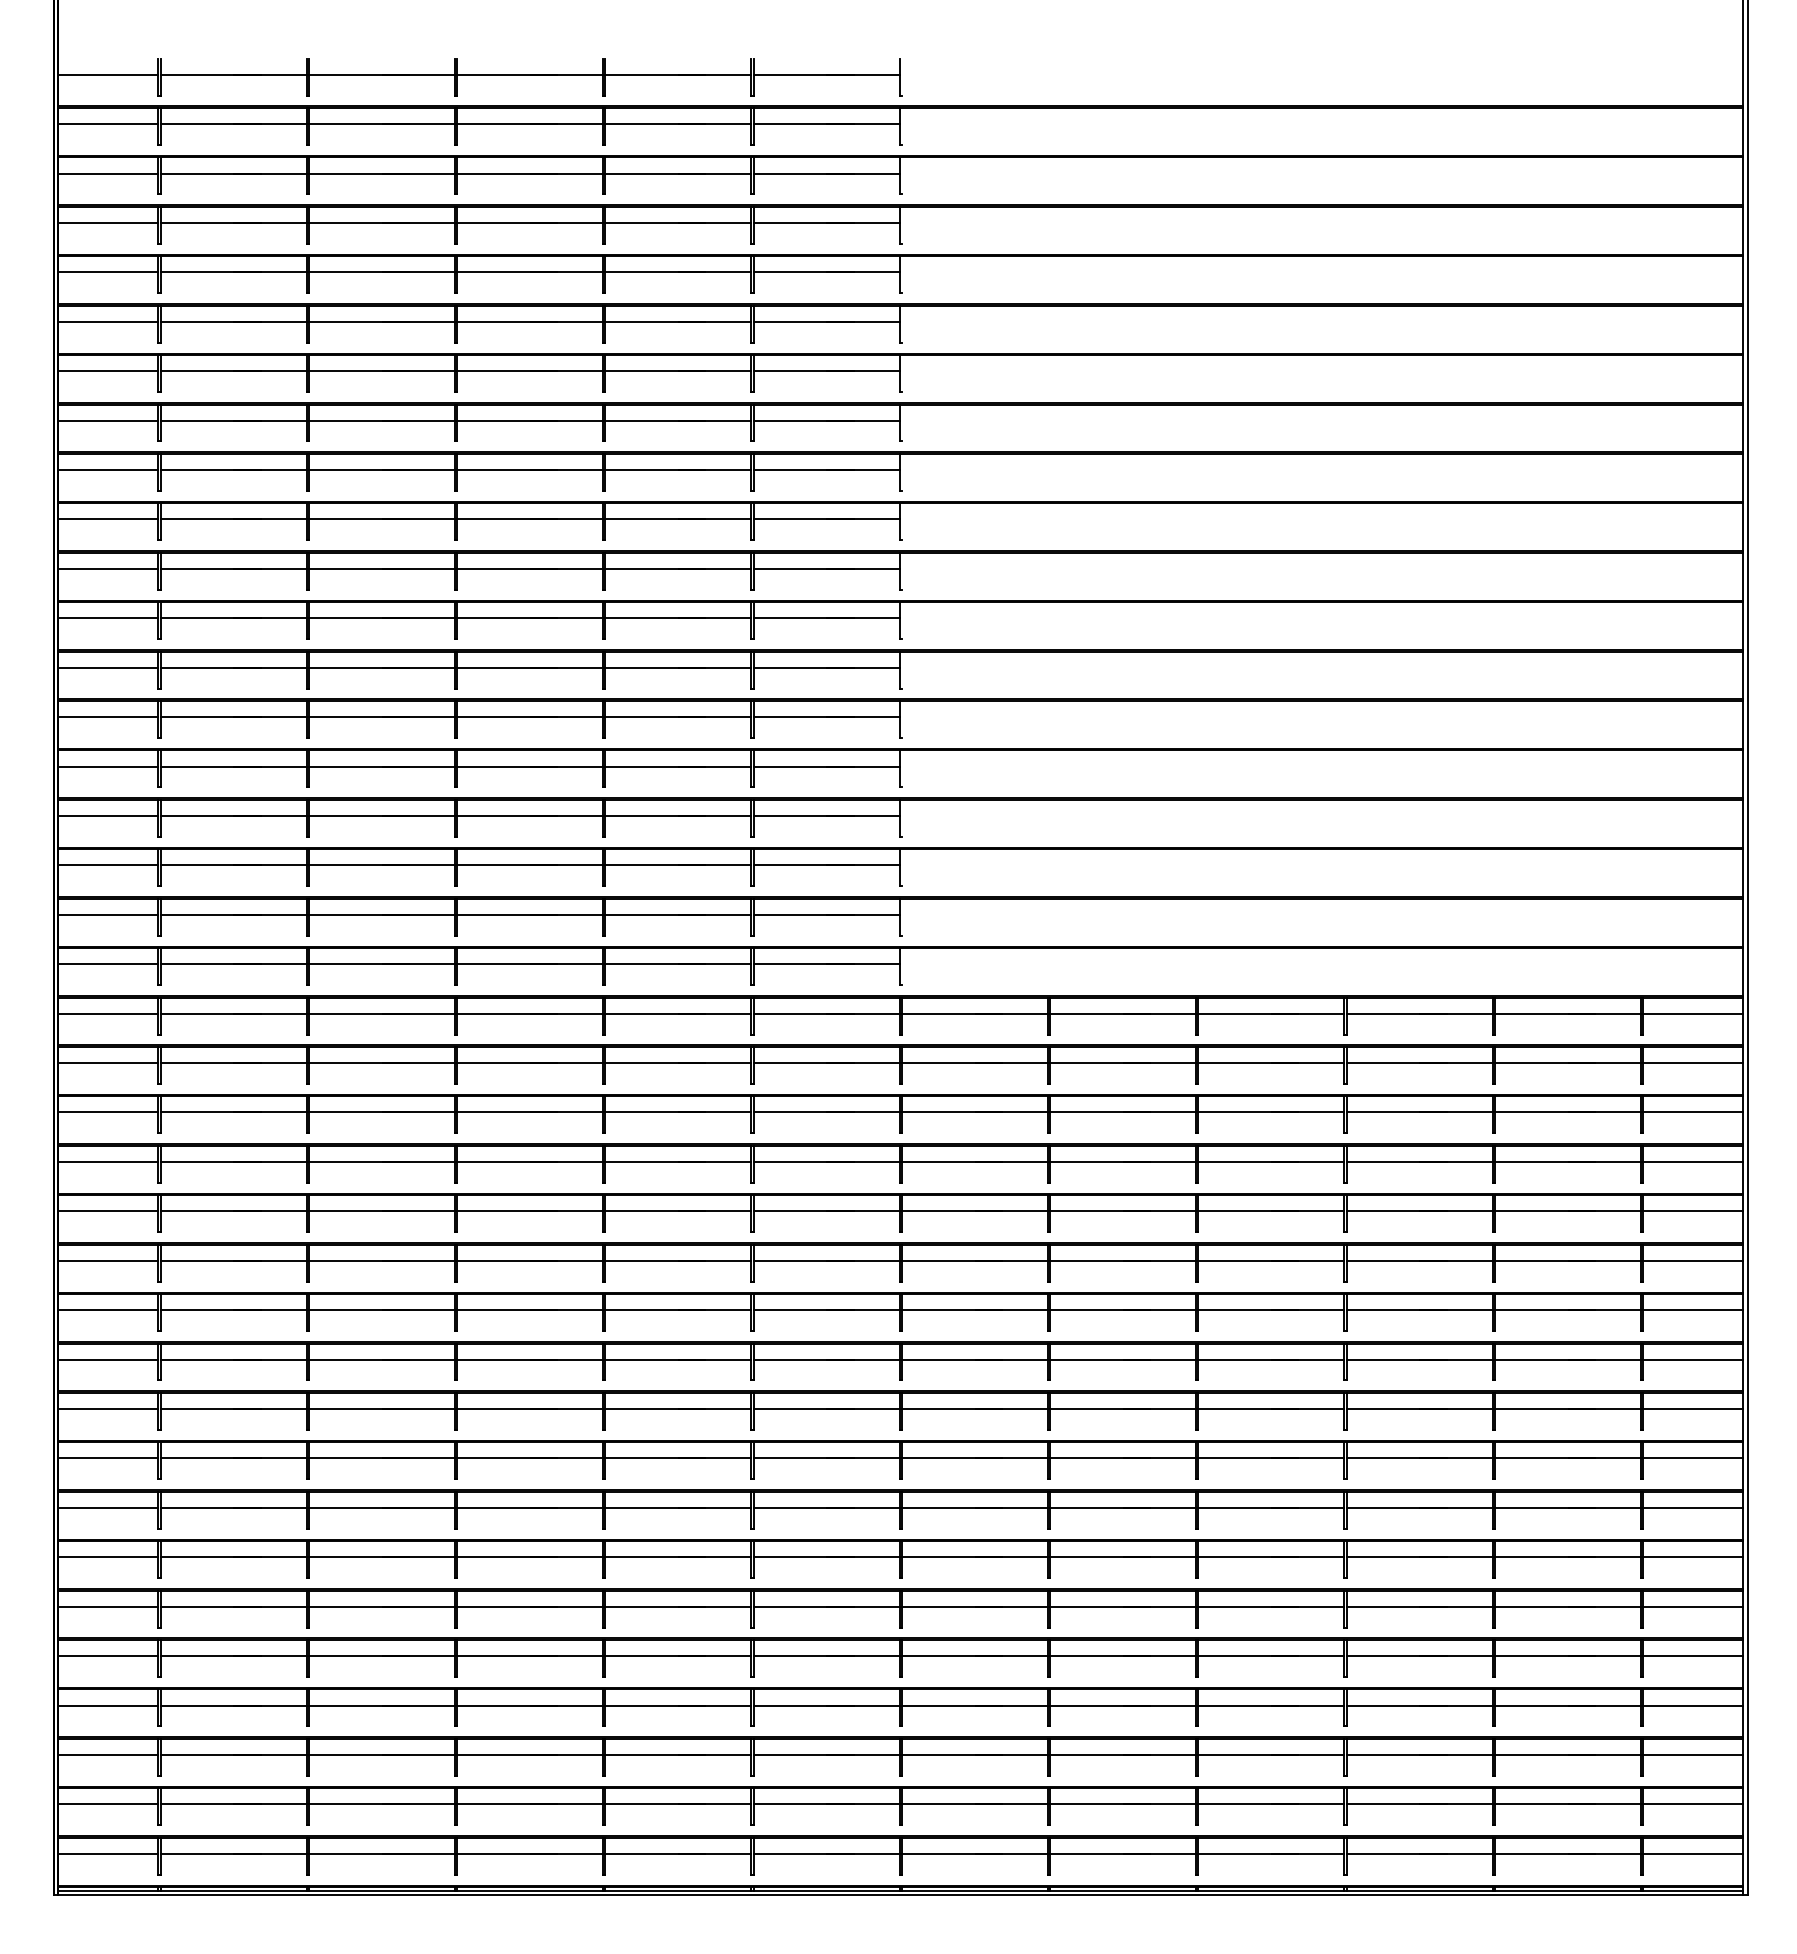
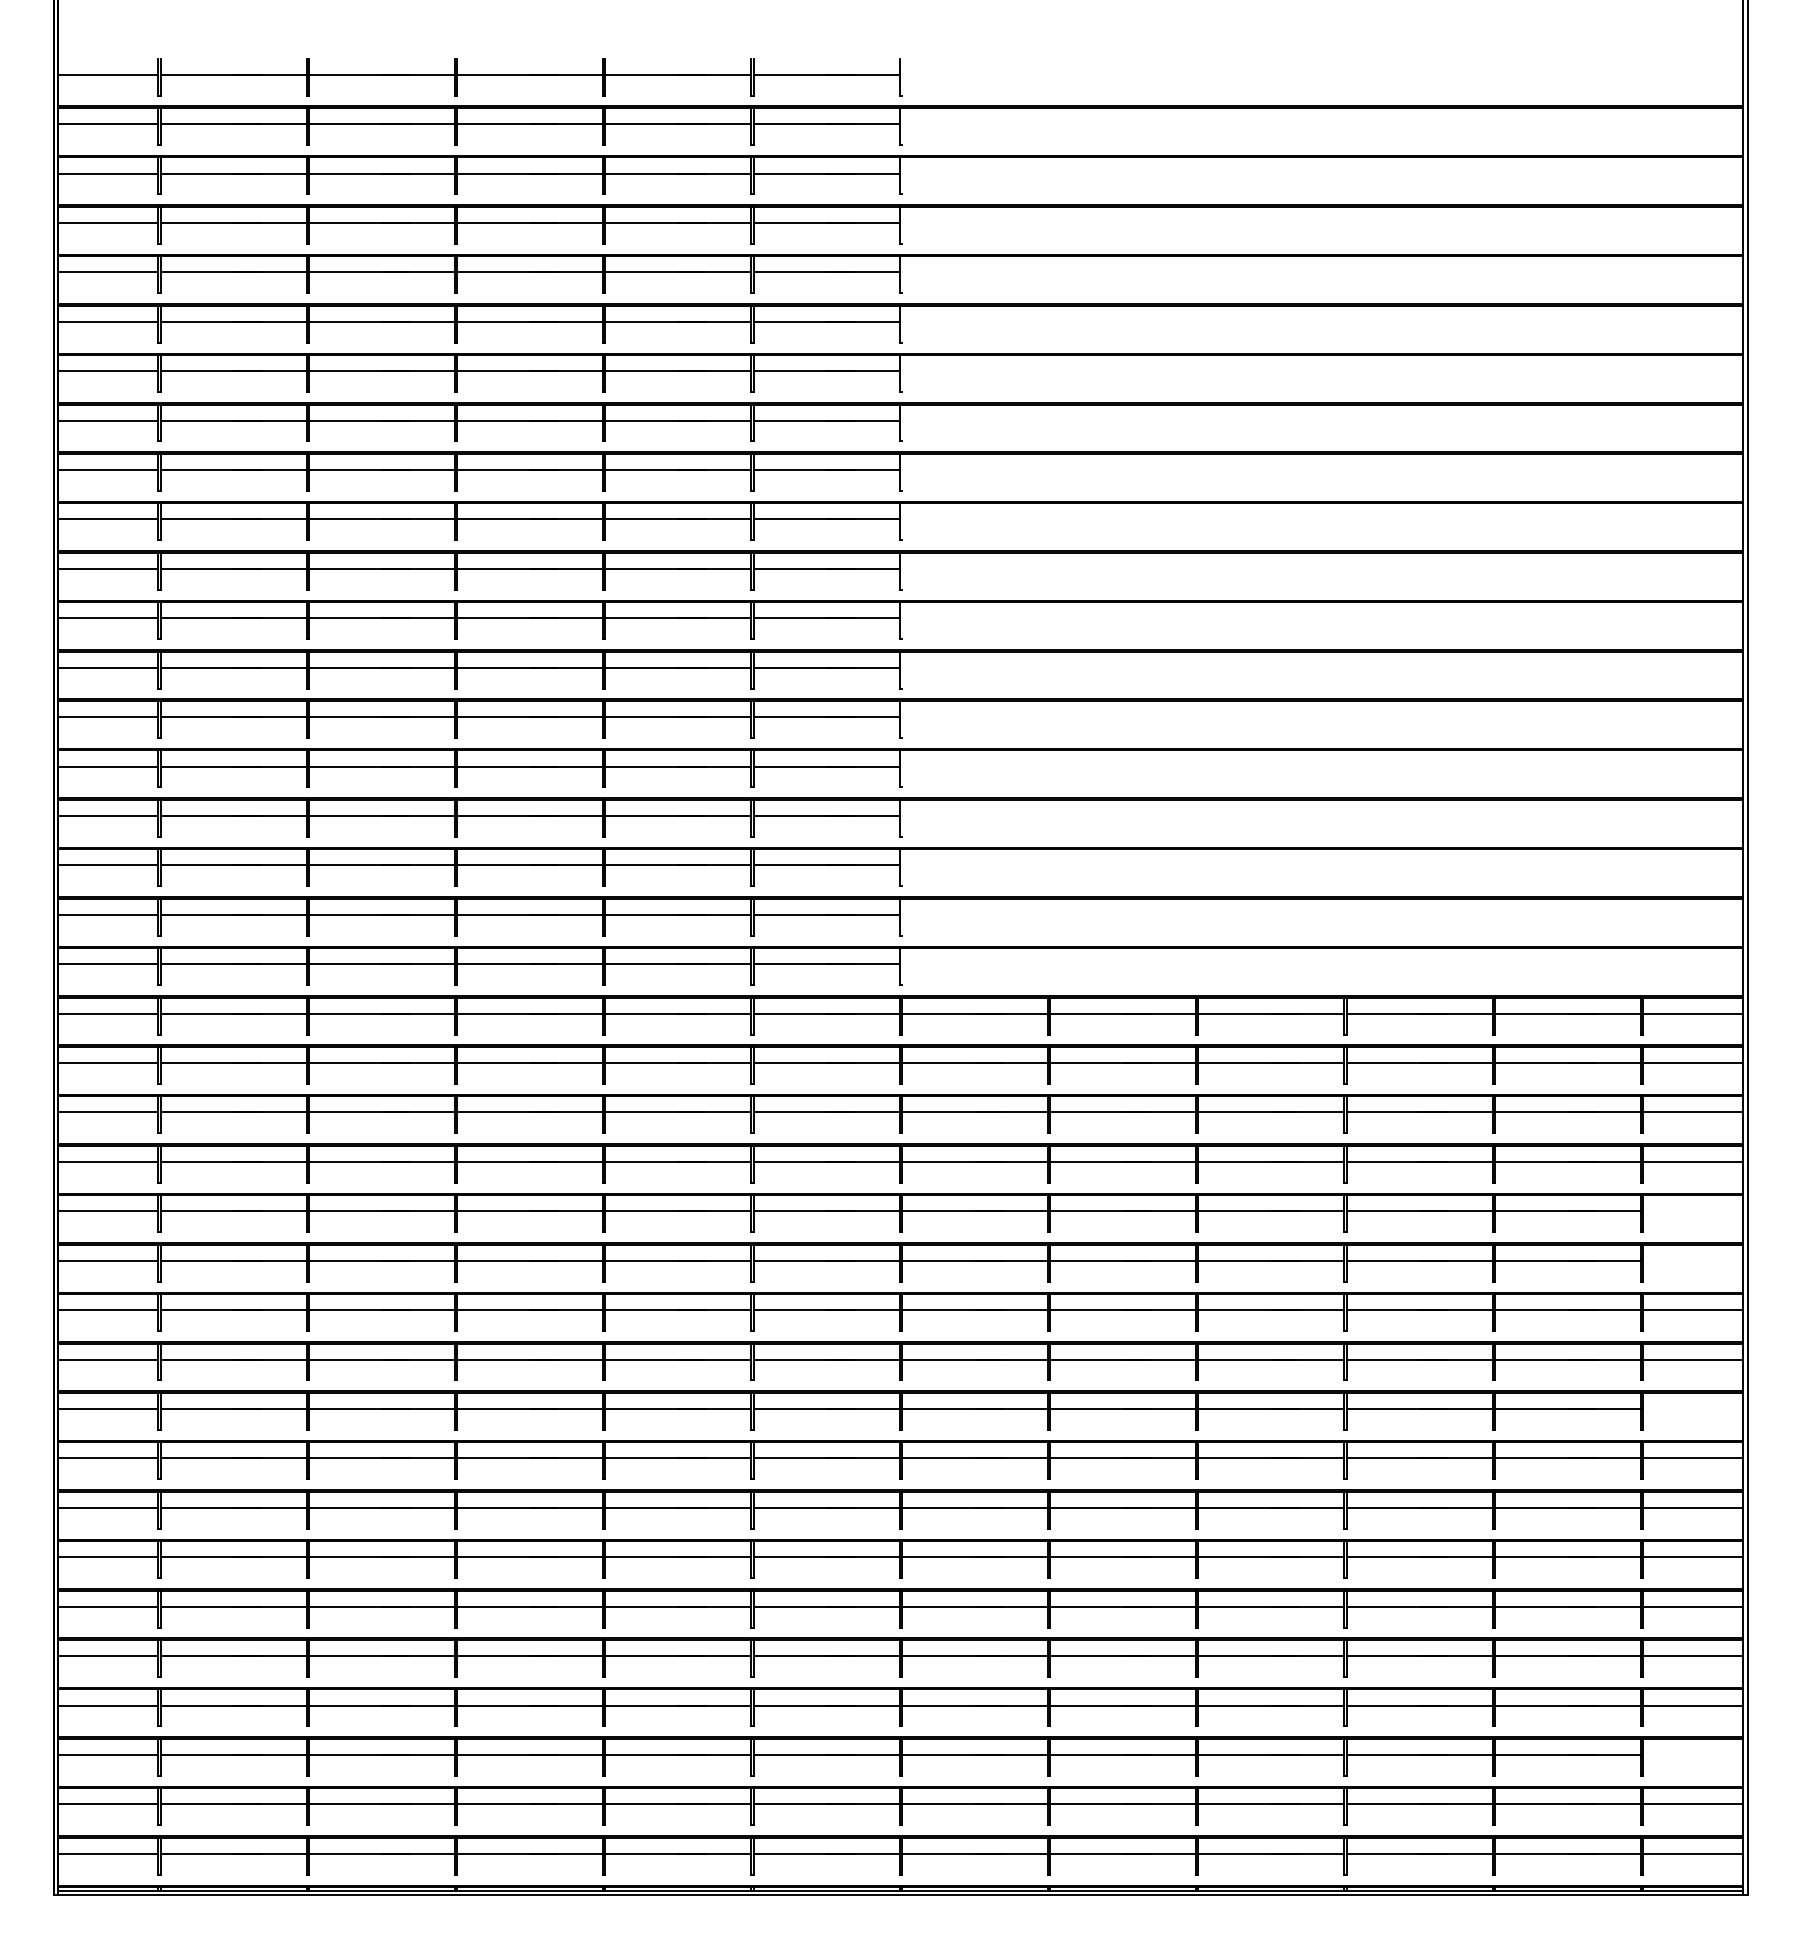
line: present -> none (1693, 1211)
line: present -> none (1693, 1260)
line: present -> none (1693, 1408)
line: present -> none (1693, 1754)
